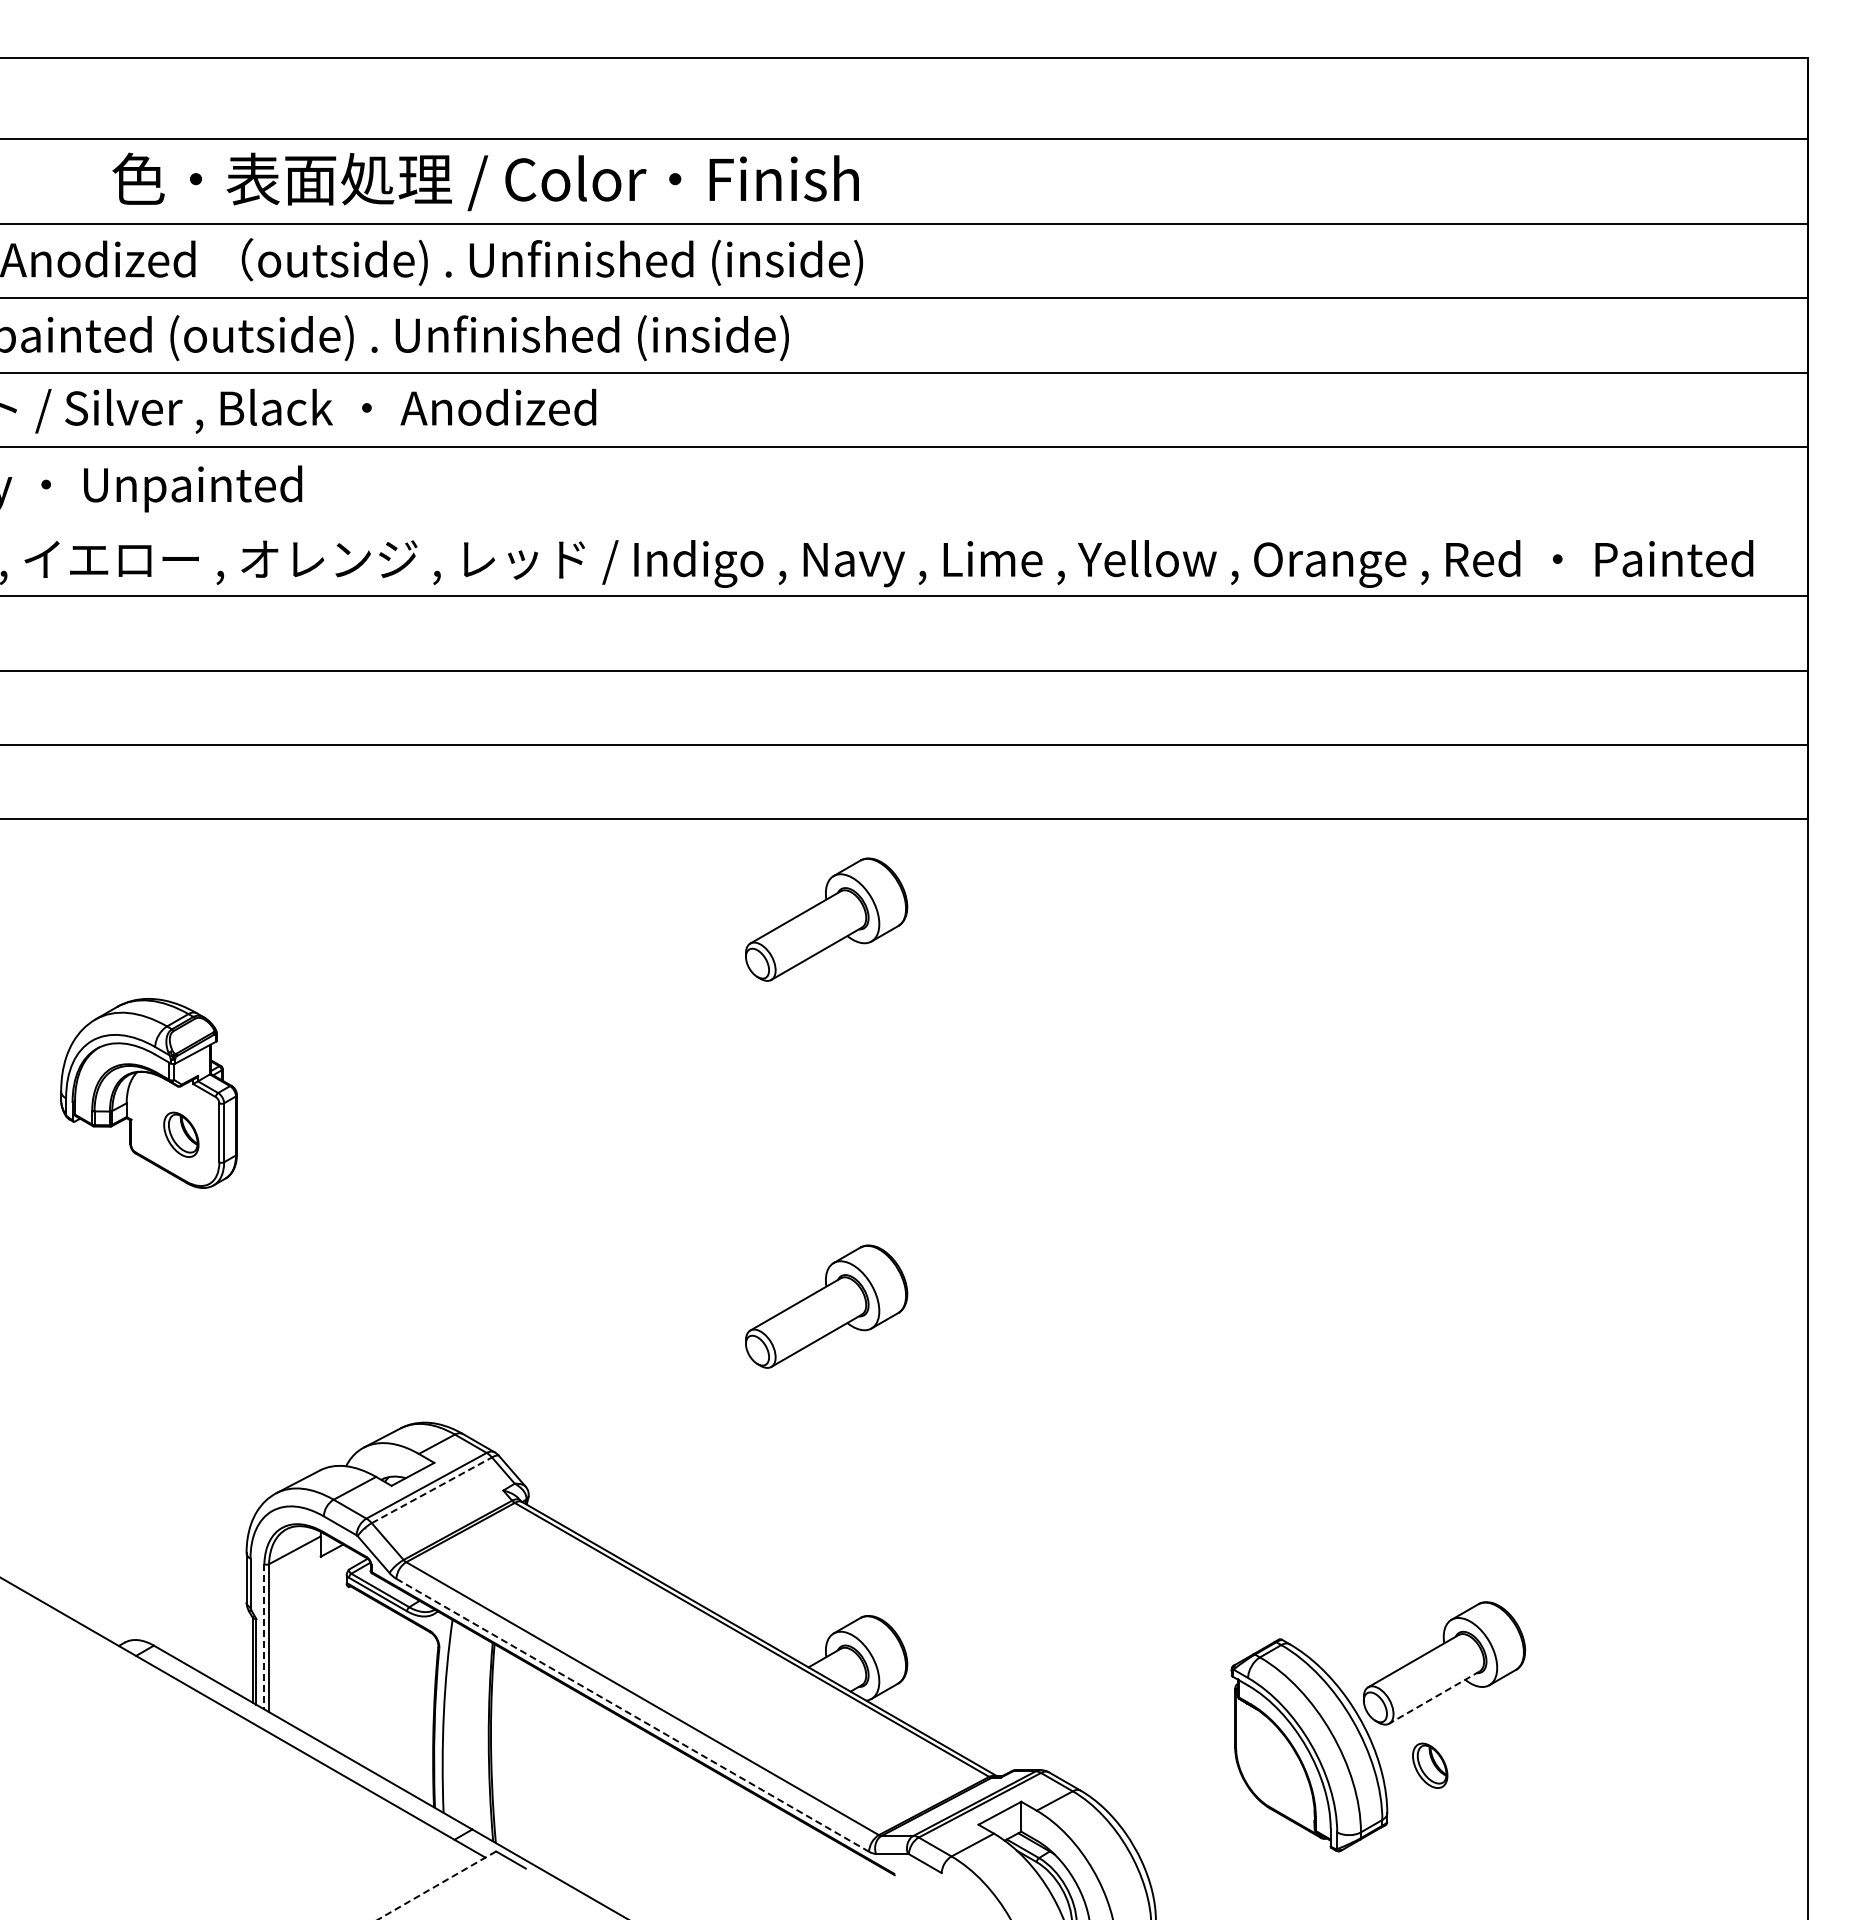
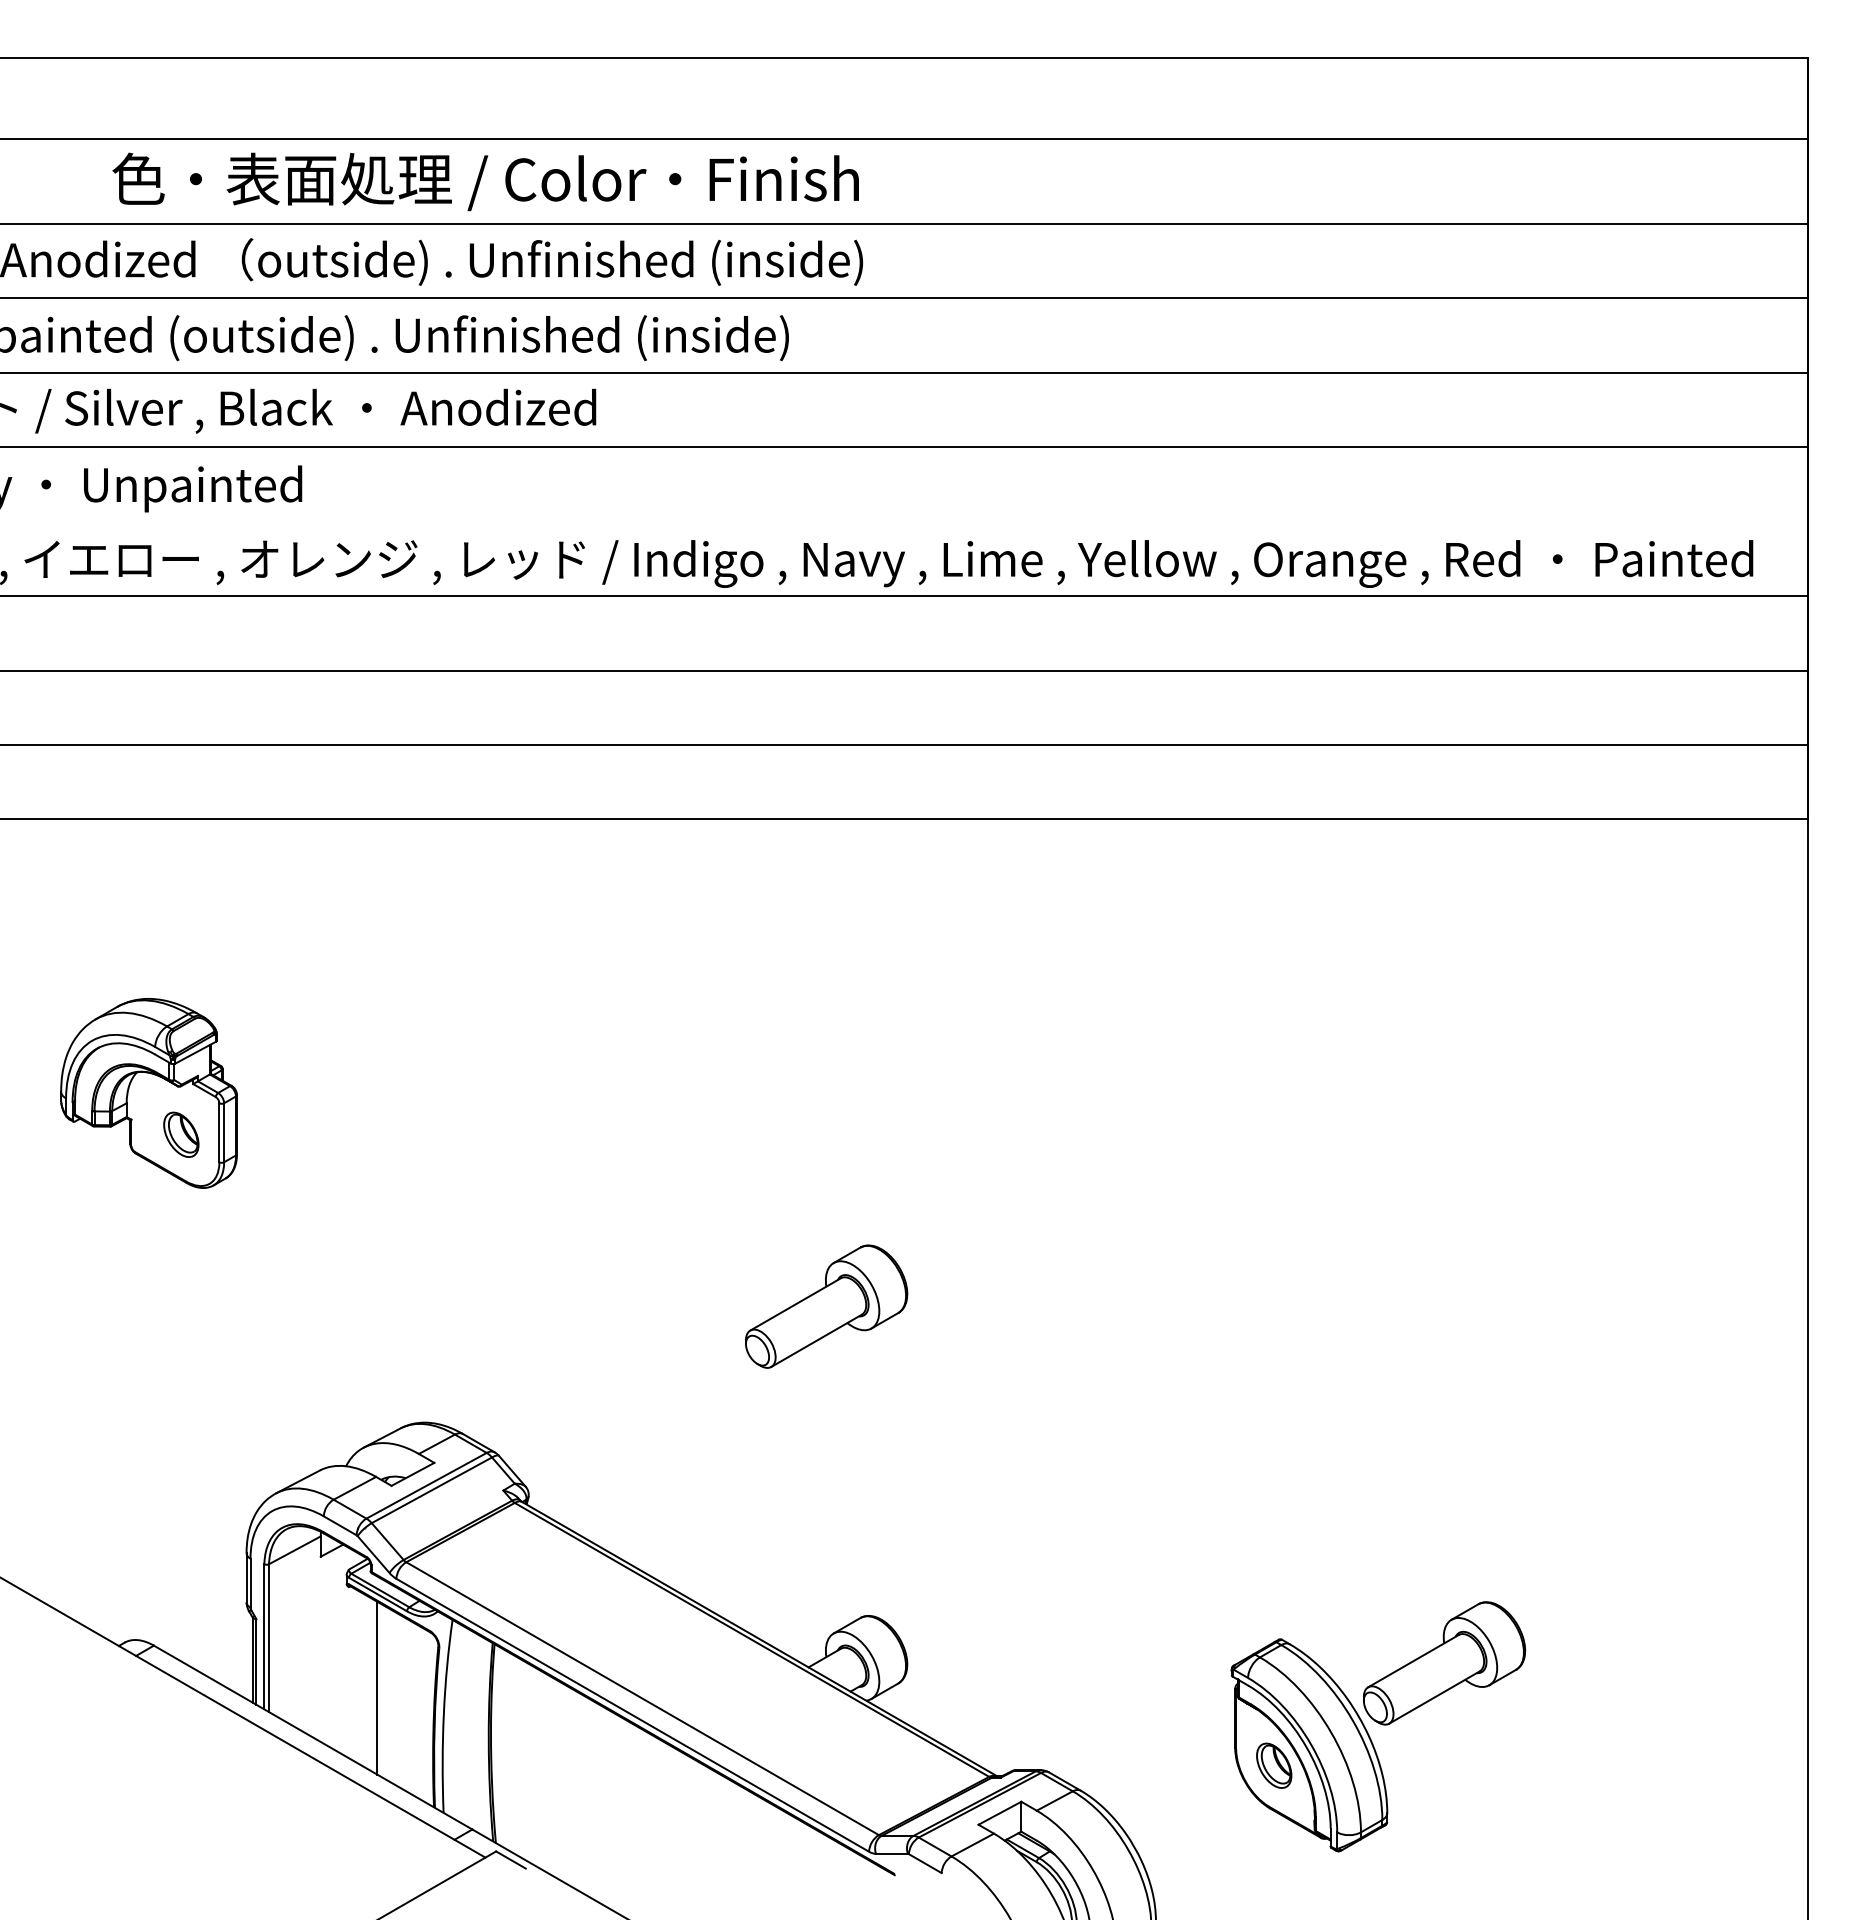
part: present -> none (826, 919)
line: dashed -> solid (431, 1490)
line: dashed -> solid (264, 1636)
line: none -> present (377, 1687)
line: dashed -> solid (1434, 1697)
line: dashed -> solid (632, 1715)
part position: (1430, 1765) -> (1274, 1765) (1274, 1765)
line: dashed -> solid (436, 1885)
